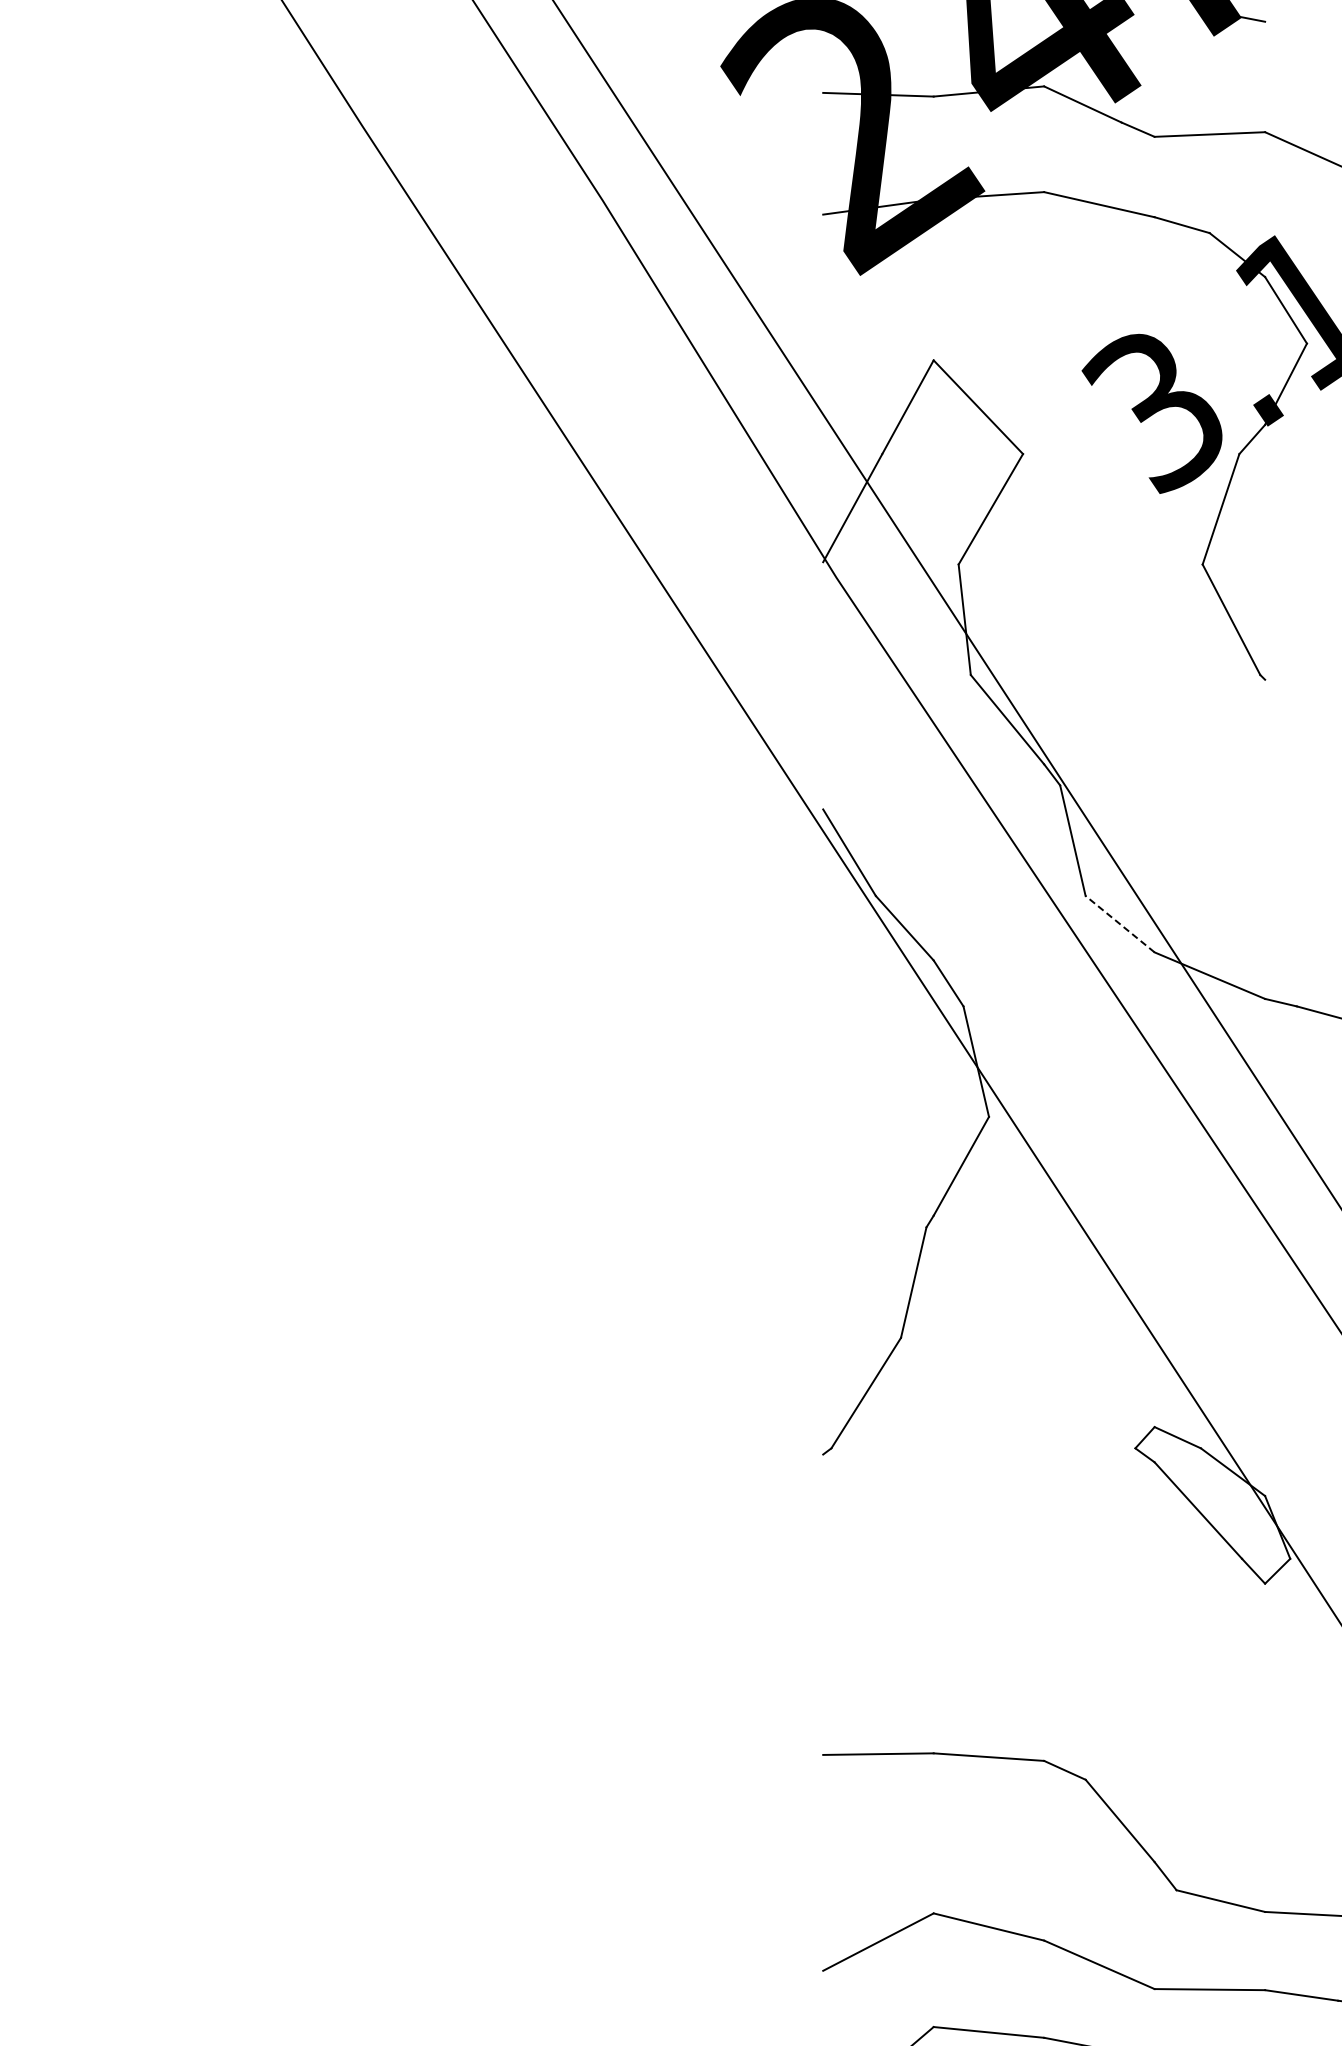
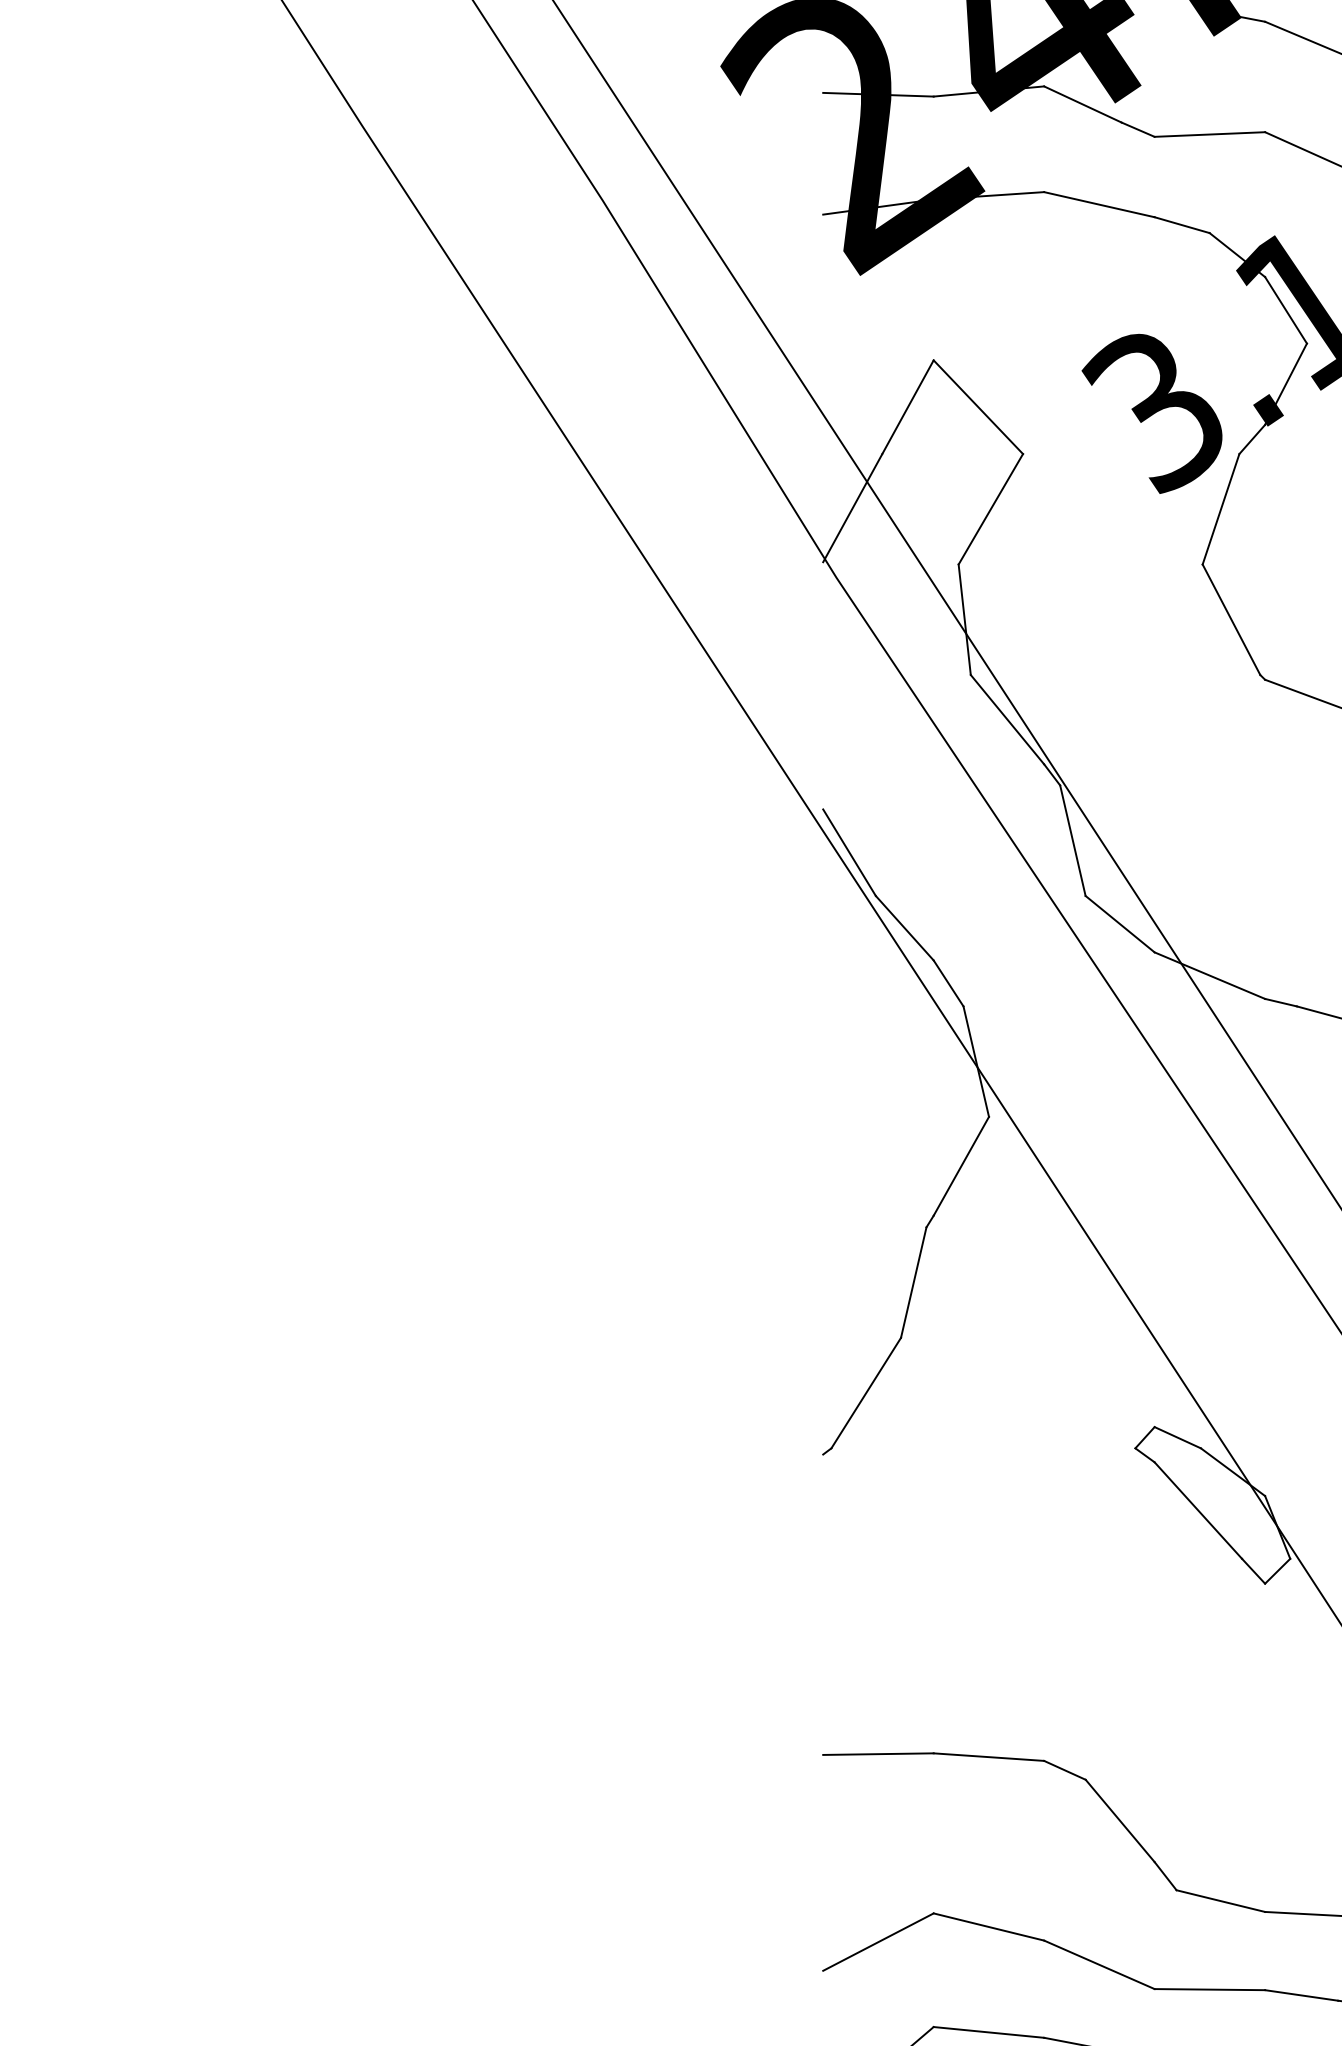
line: none -> present (1301, 36)
line: none -> present (1301, 693)
line: dashed -> solid (1120, 924)
